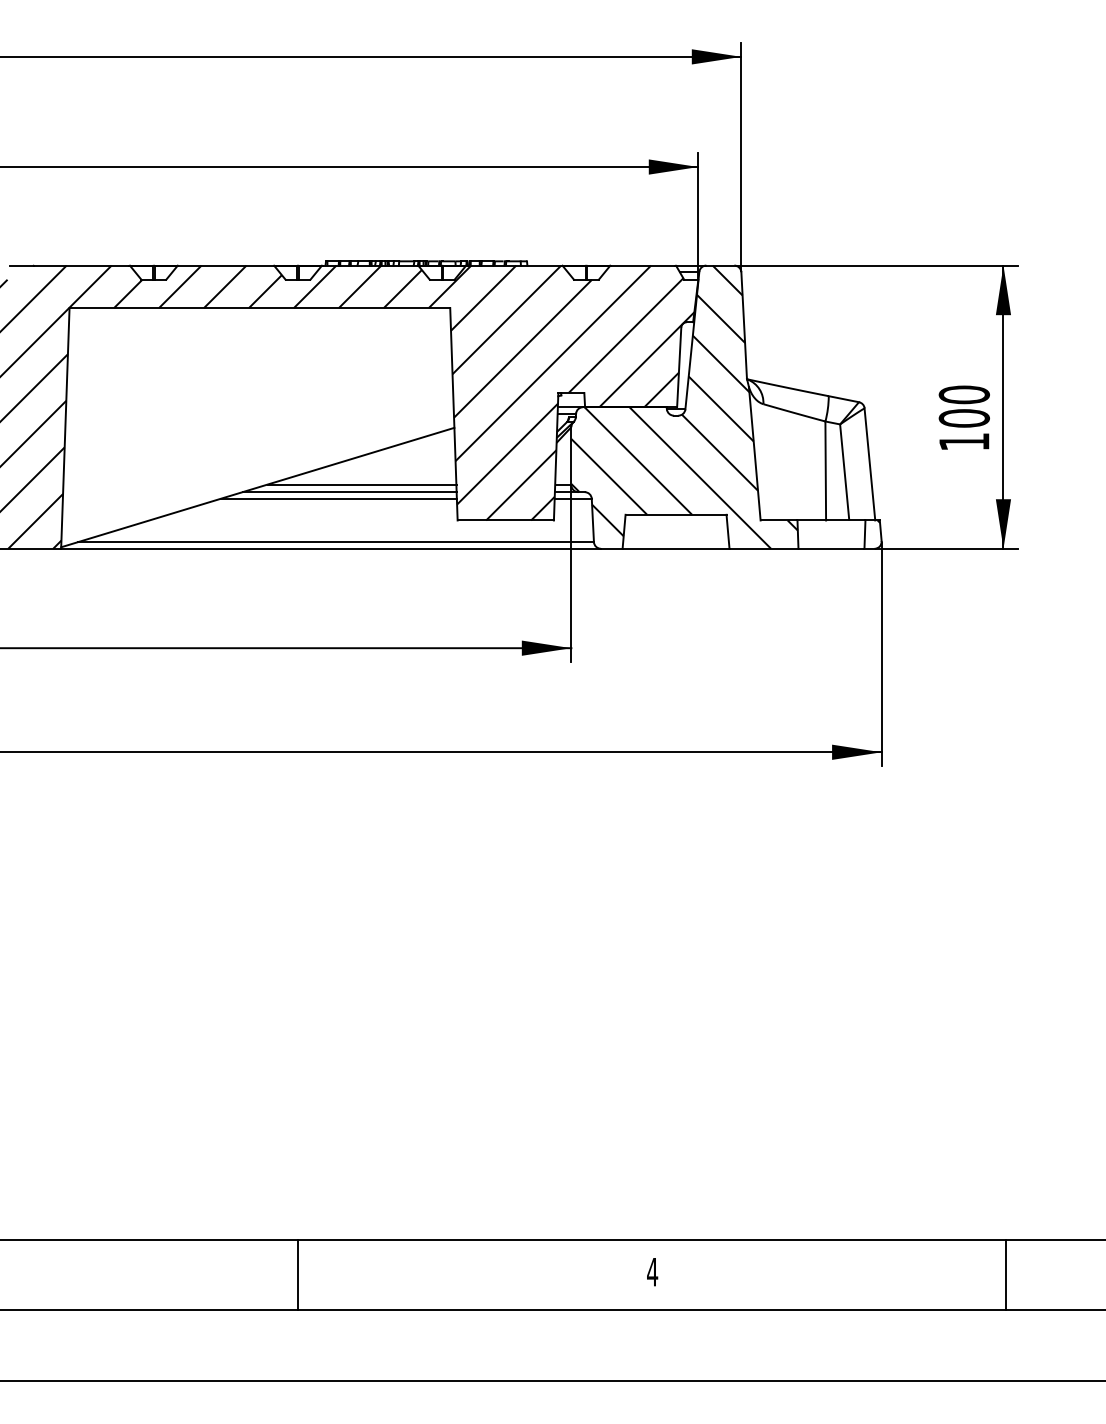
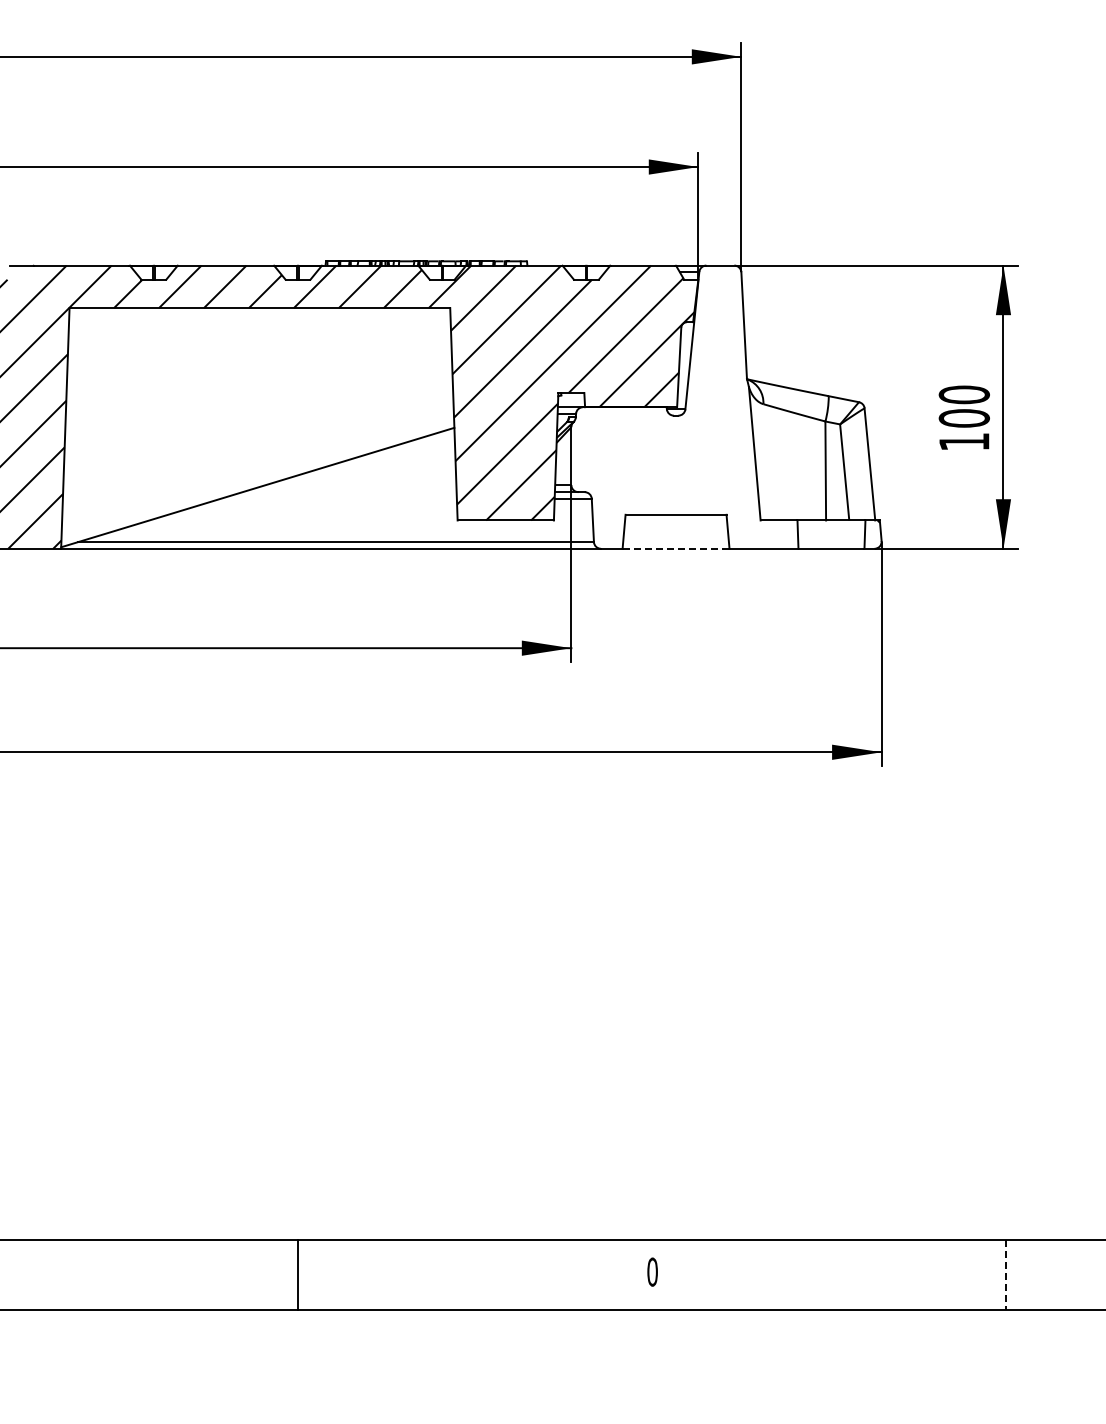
hatch: present -> none (684, 406)
line: present -> none (361, 484)
line: present -> none (349, 492)
line: present -> none (338, 498)
line: solid -> dashed (676, 548)
text: 4 -> 0 (652, 1271)
line: solid -> dashed (1006, 1275)
line: present -> none (552, 1381)
